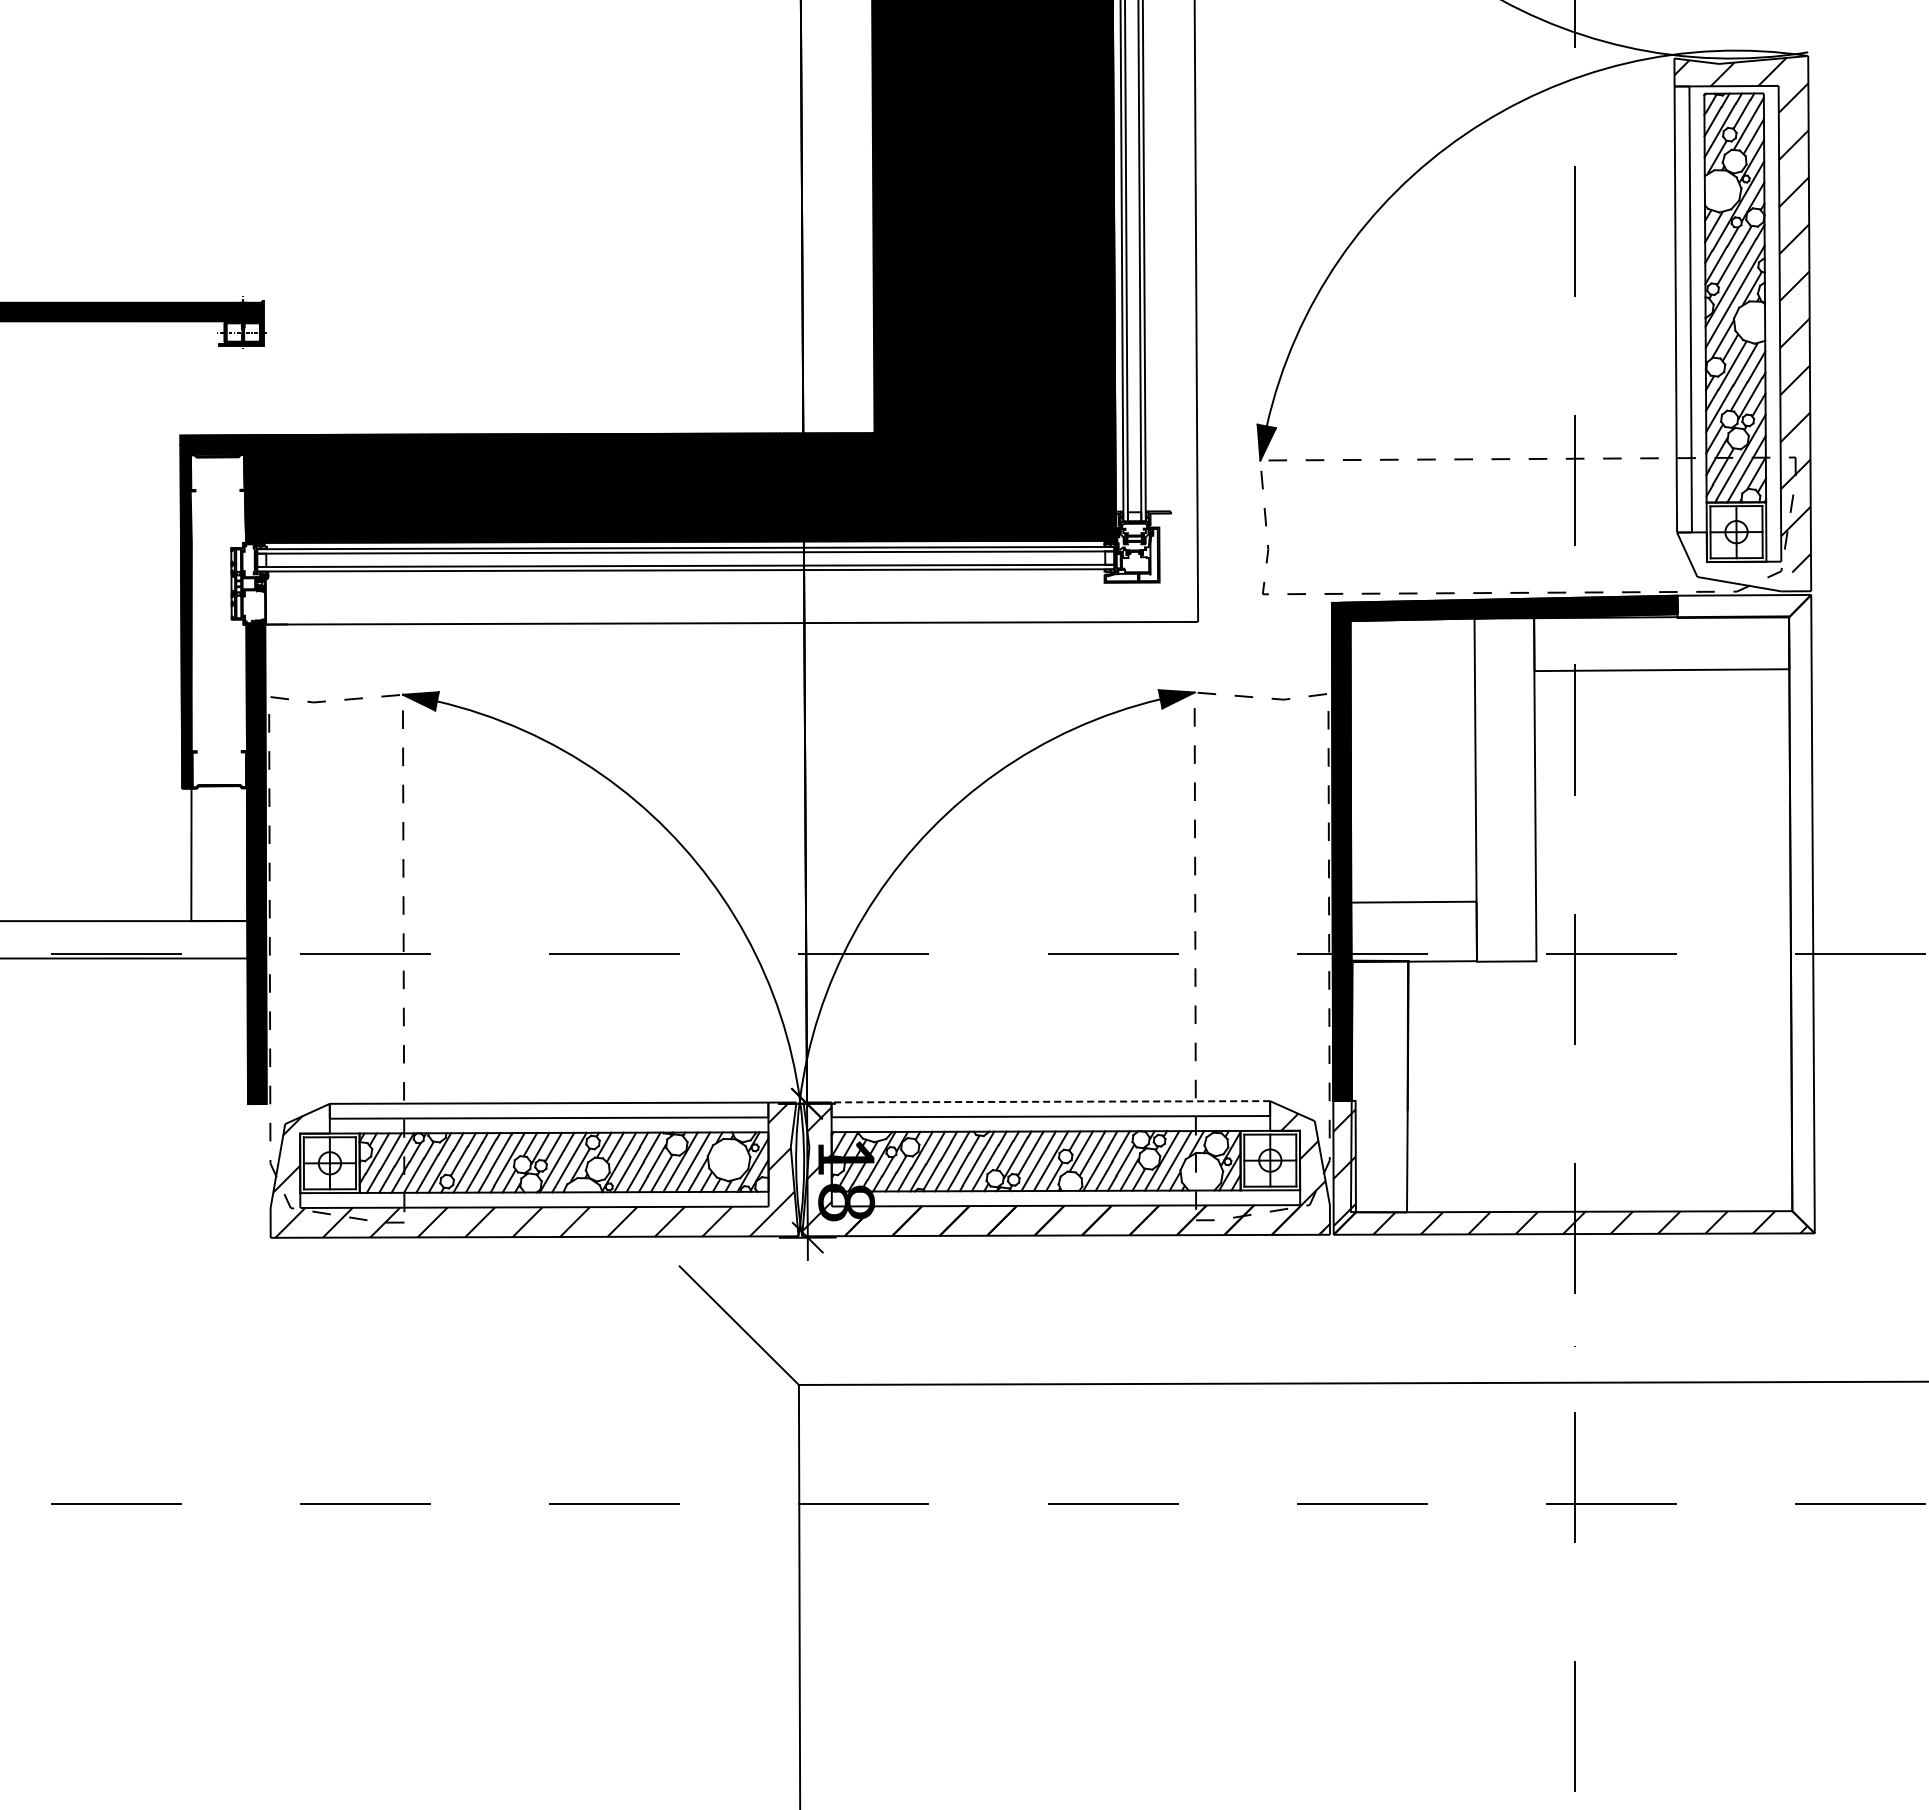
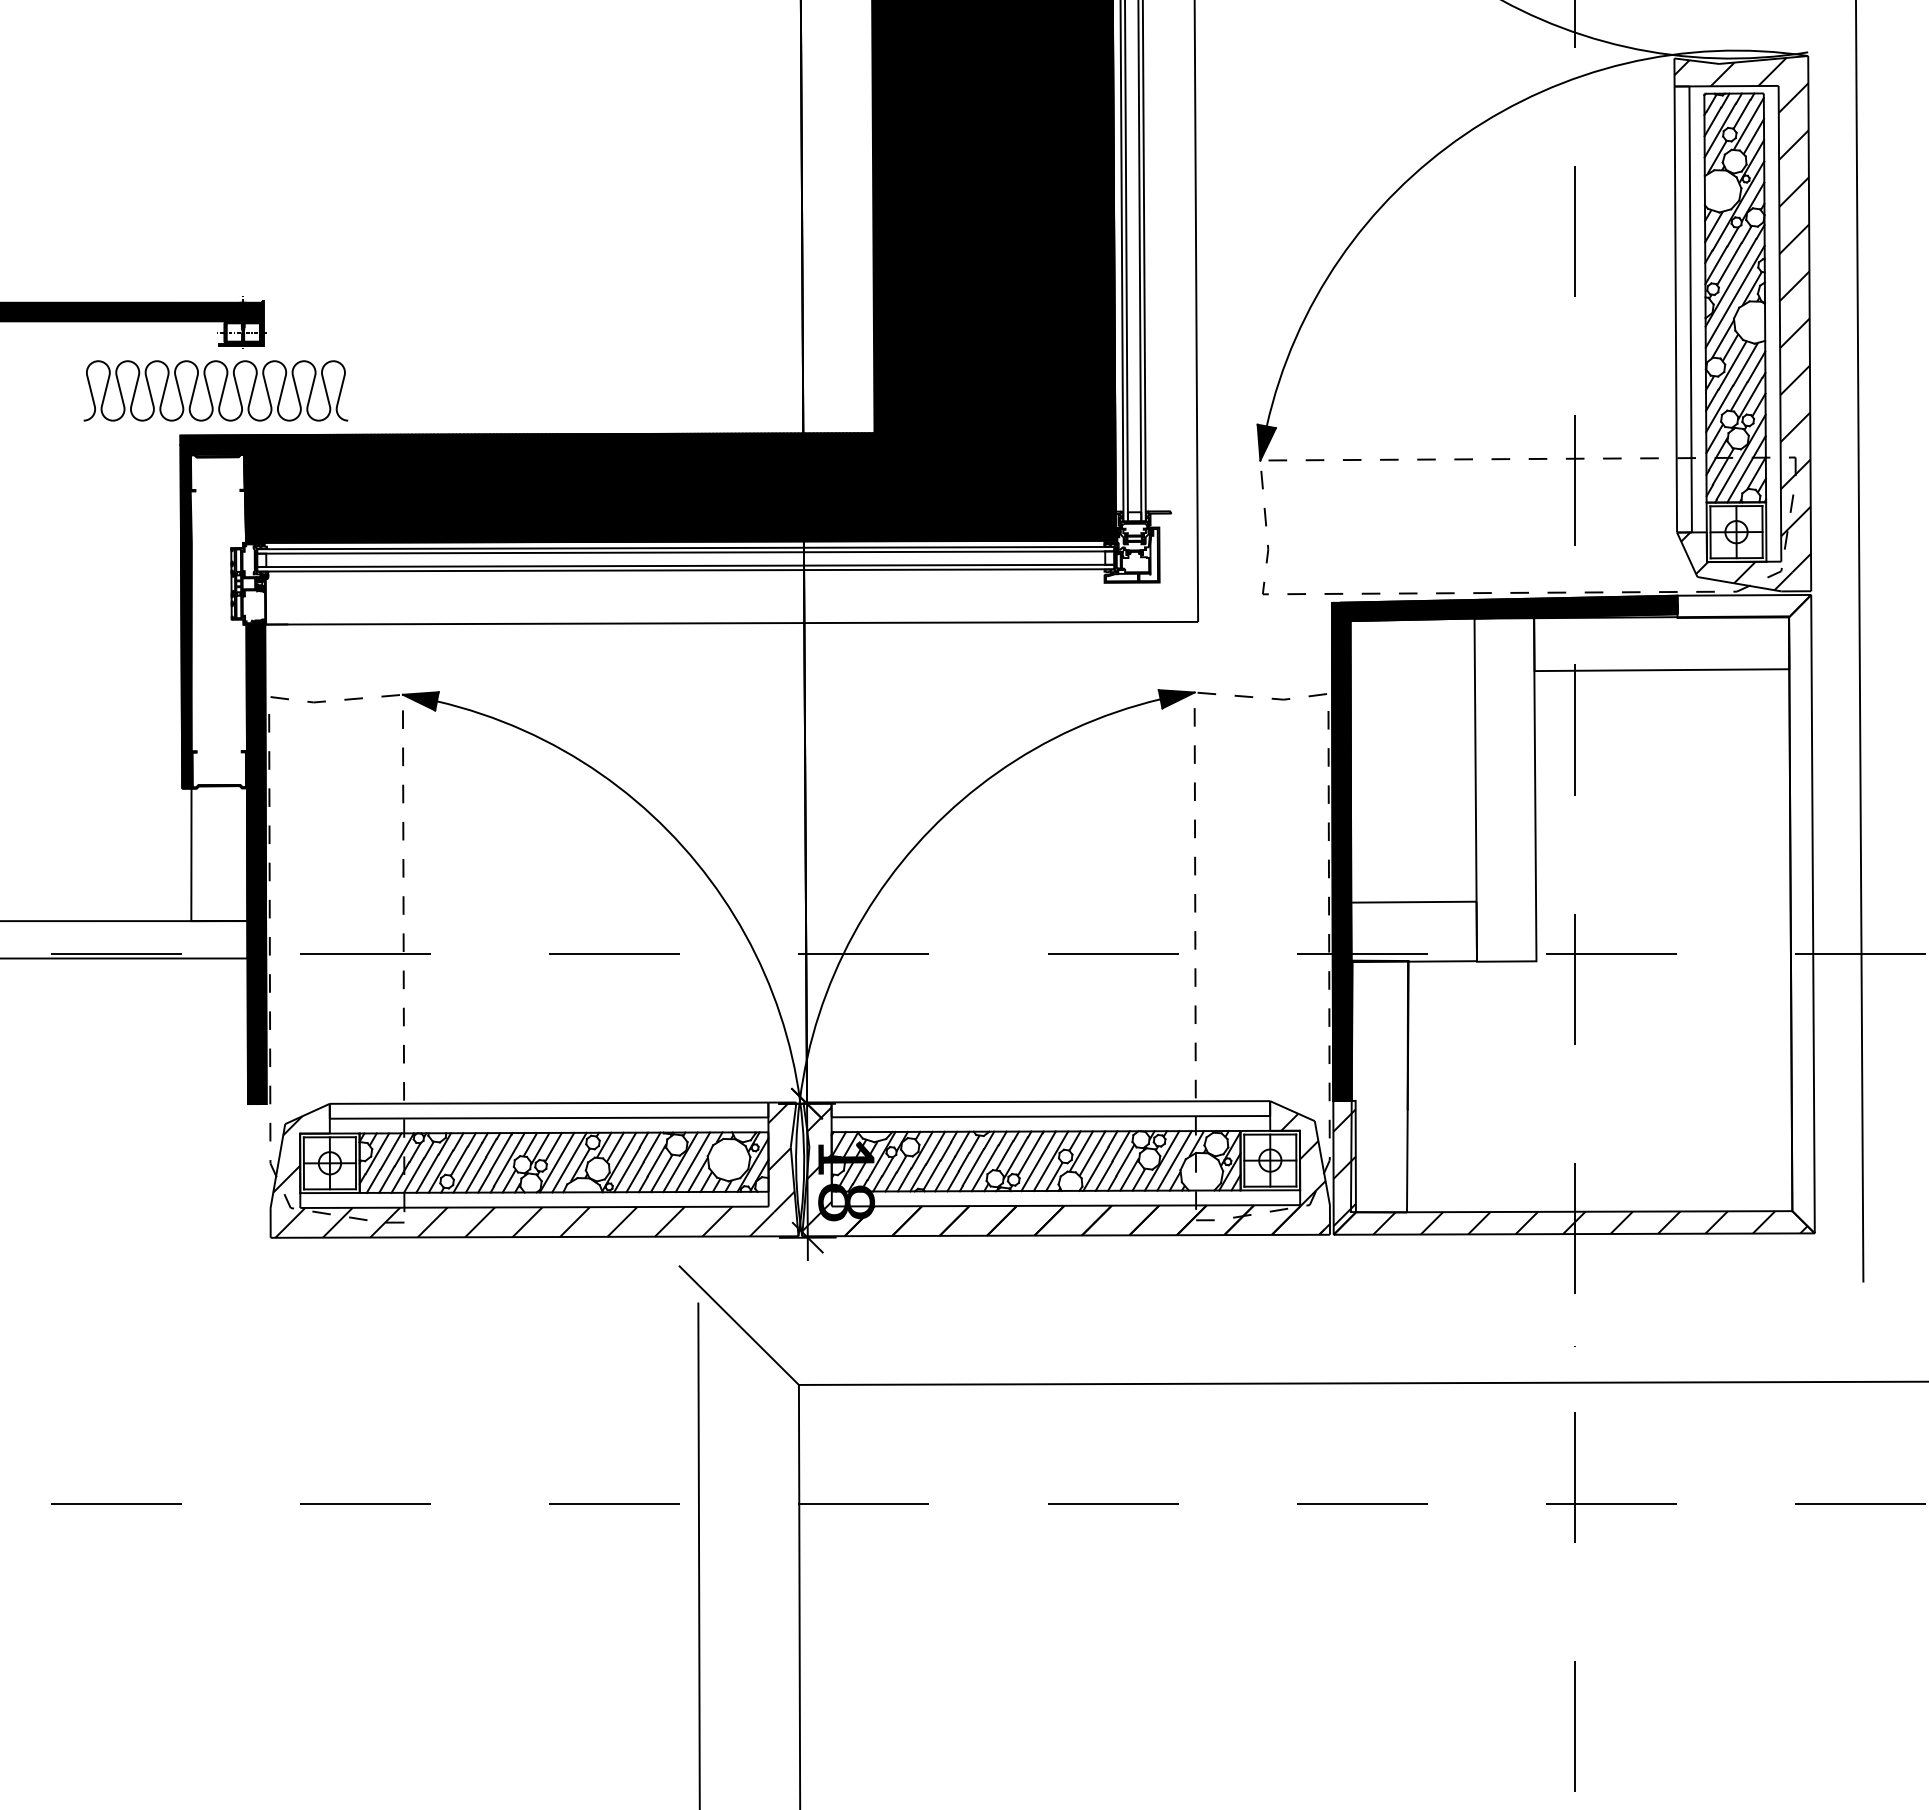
curve: none -> present (210, 393)
hatch: none -> present (1736, 561)
line: none -> present (1859, 641)
line: dashed -> solid (1050, 1101)
line: none -> present (698, 1554)
